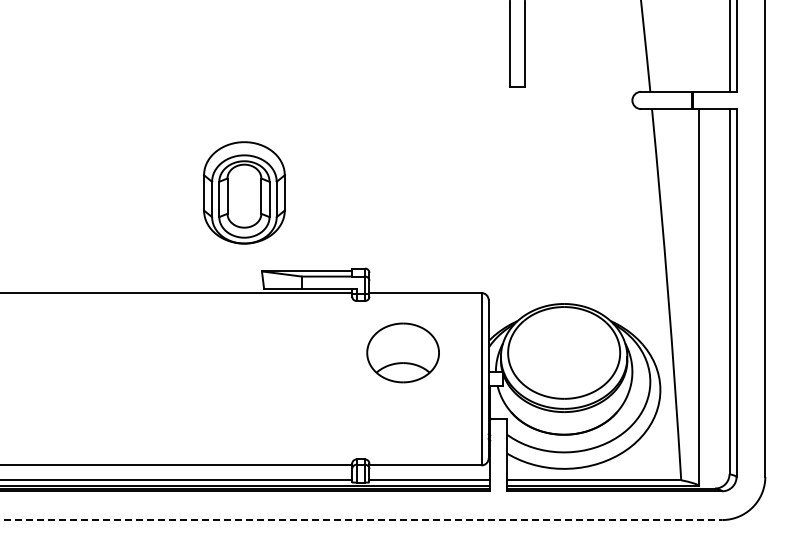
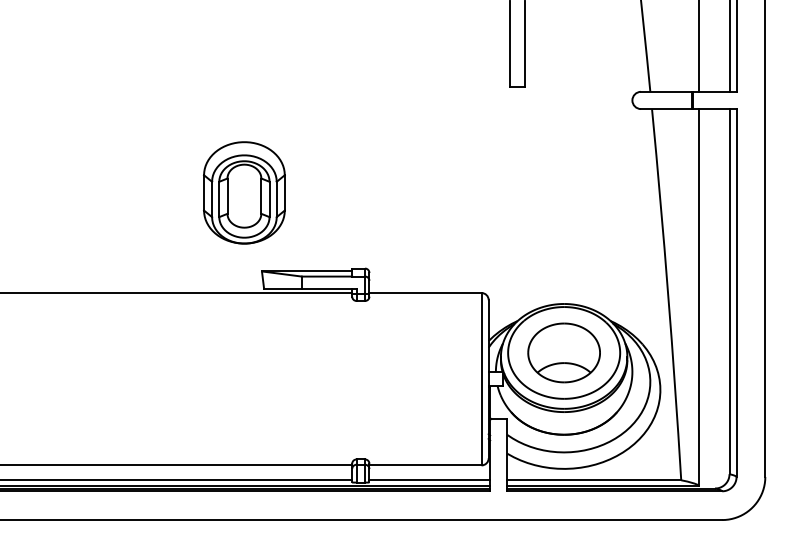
line: none -> present (699, 46)
part position: (402, 352) -> (563, 352) (563, 352)
line: dashed -> solid (361, 520)
